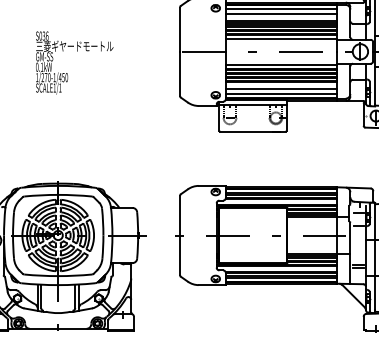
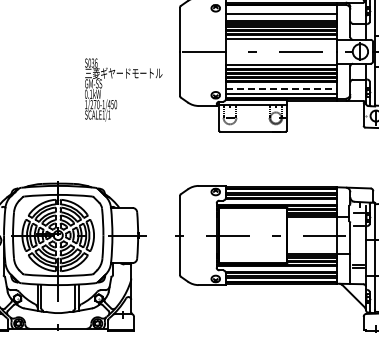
line: present -> none (280, 9)
text position: (74, 62) -> (123, 89) (123, 89)
line: solid -> dashed (281, 89)
